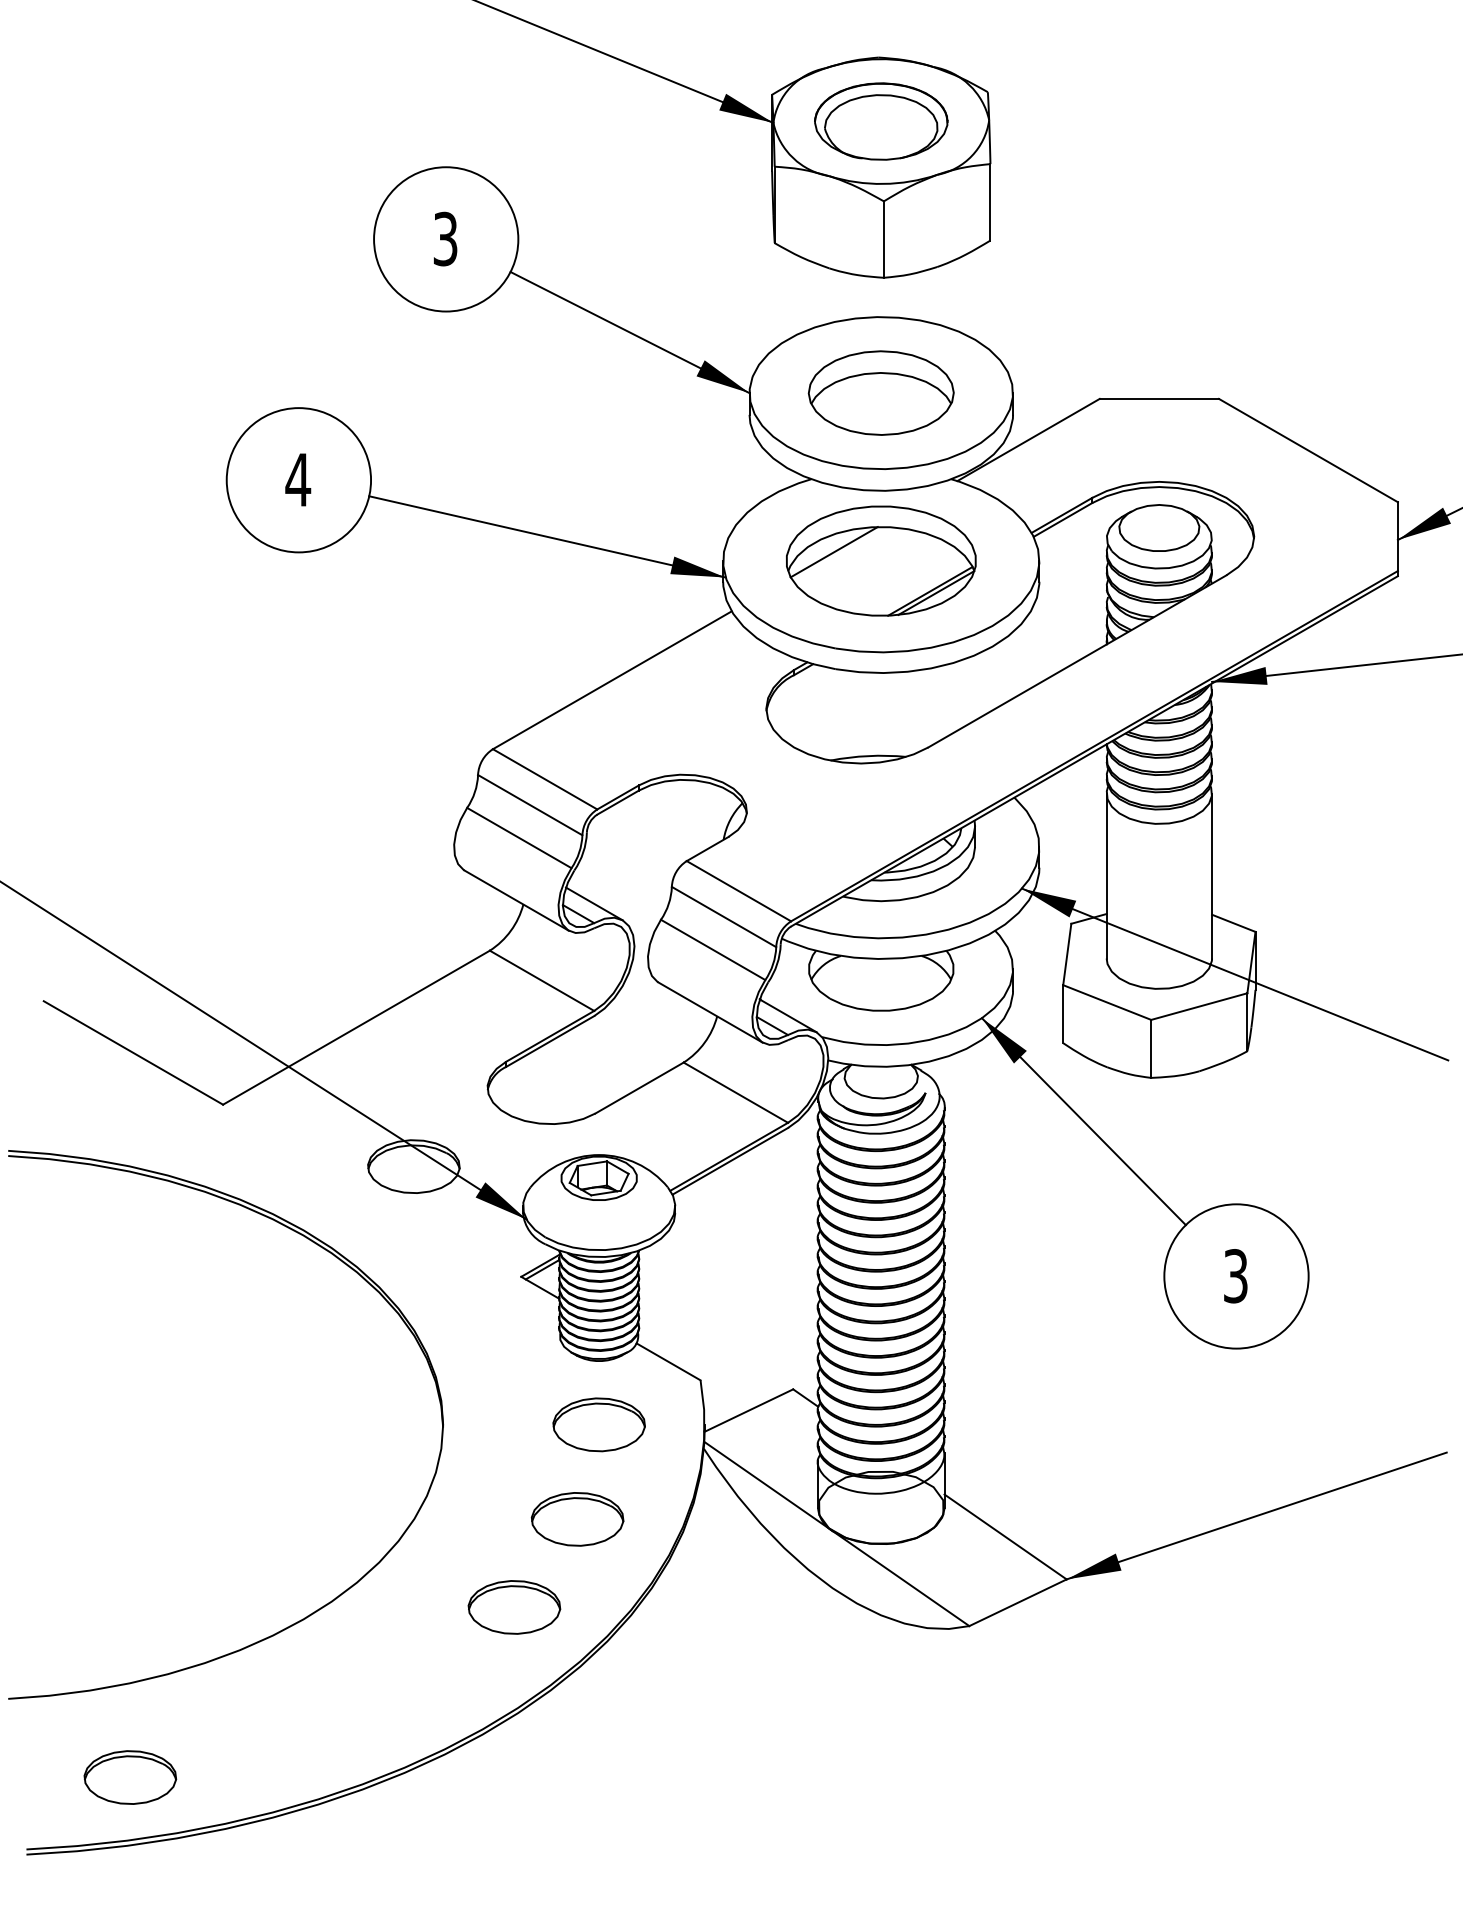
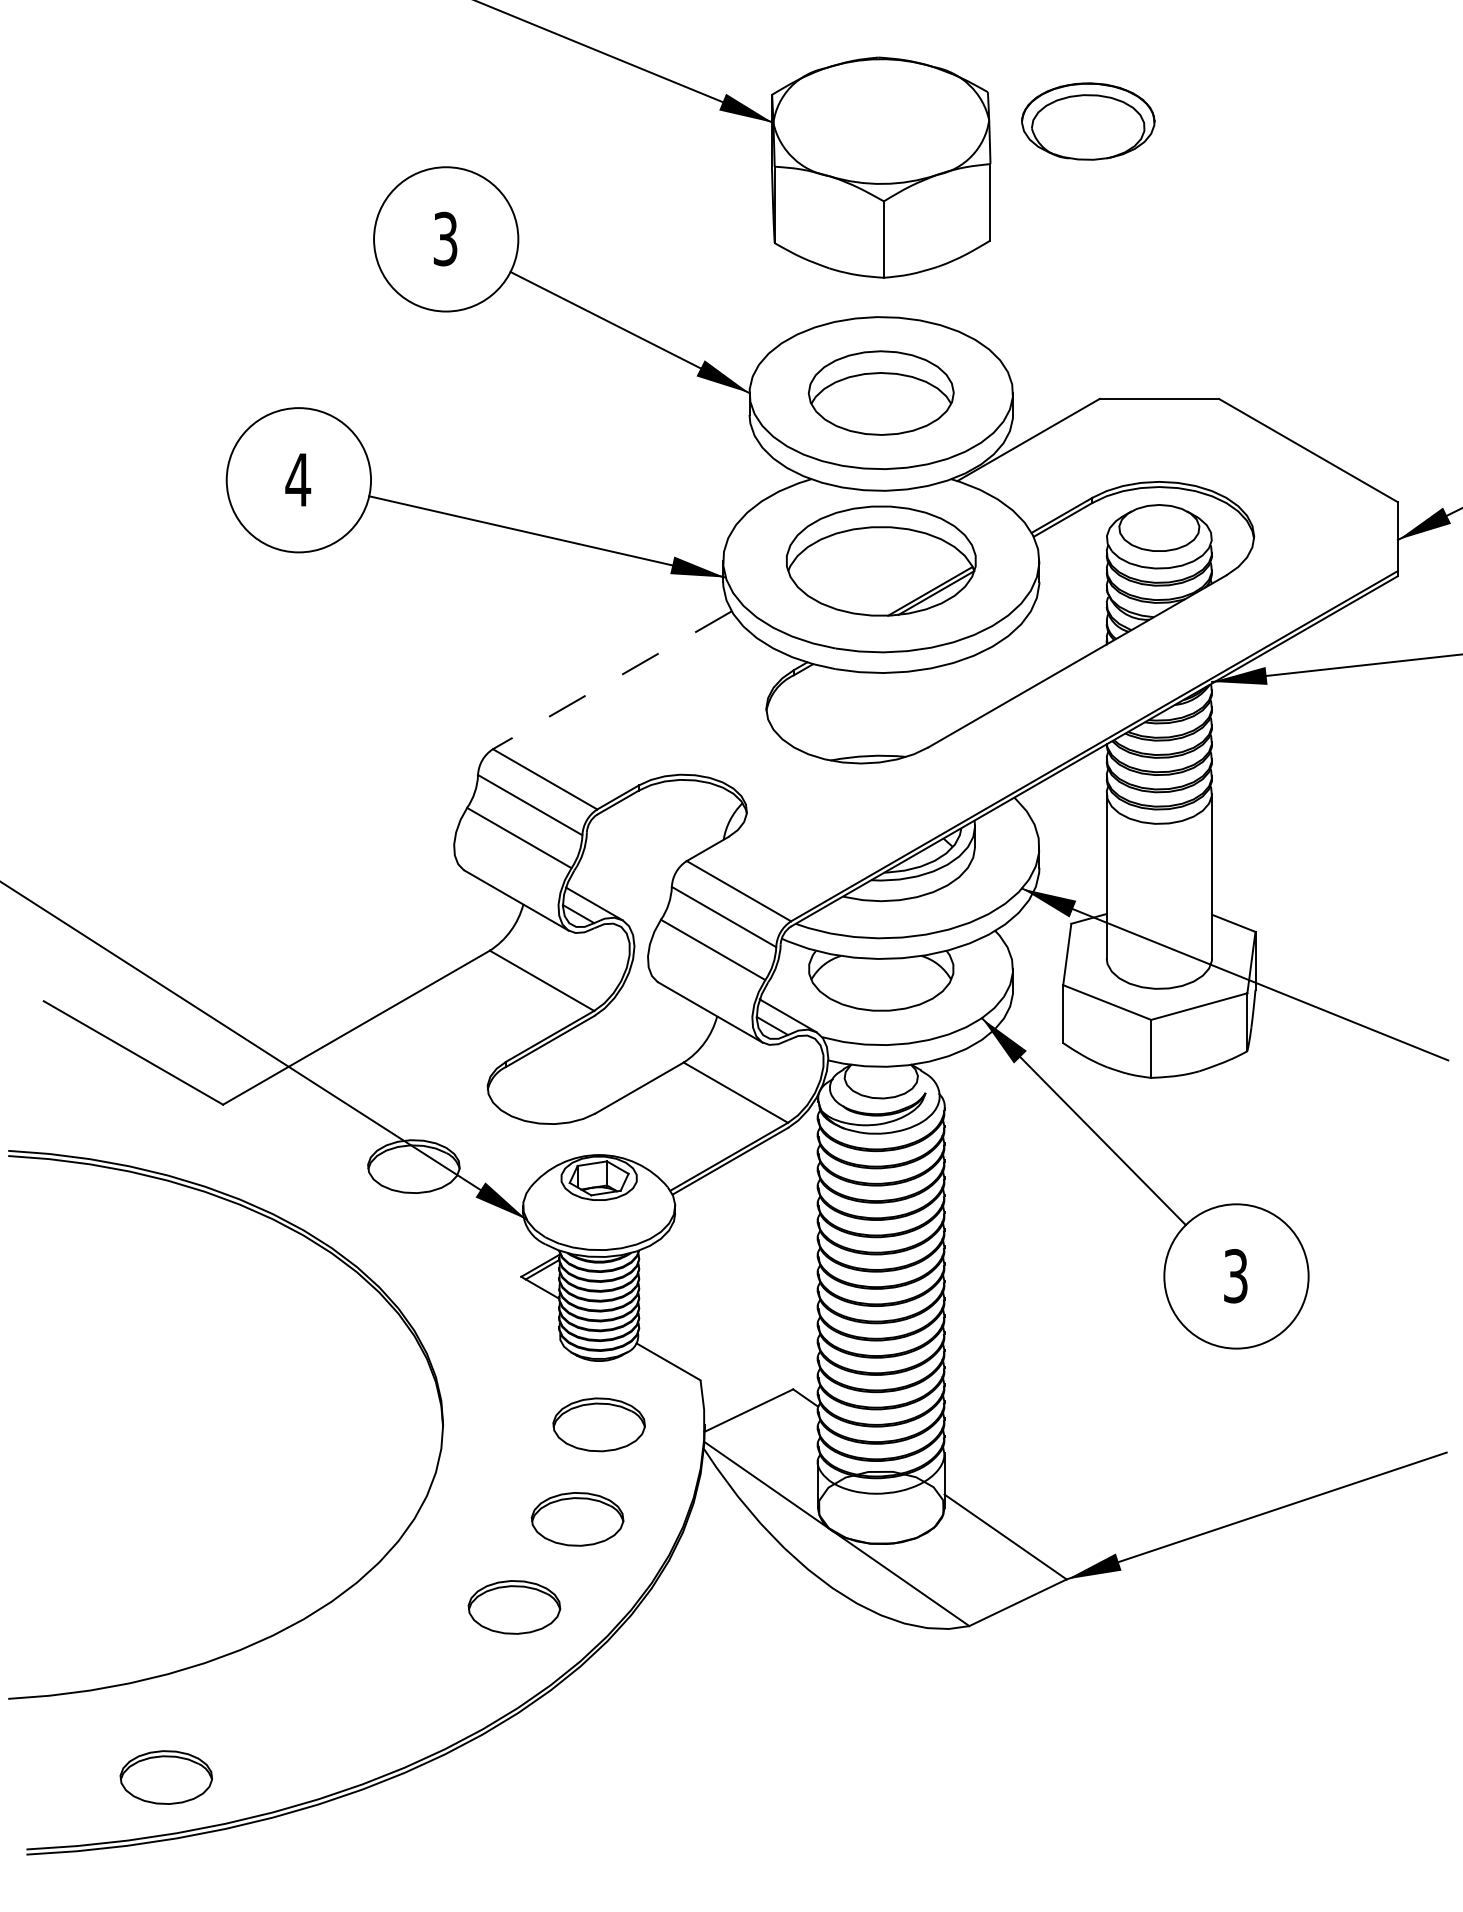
part position: (881, 121) -> (1088, 121) (1088, 121)
line: present -> none (833, 552)
line: solid -> dashed (612, 680)
part position: (130, 1777) -> (166, 1777) (166, 1777)
